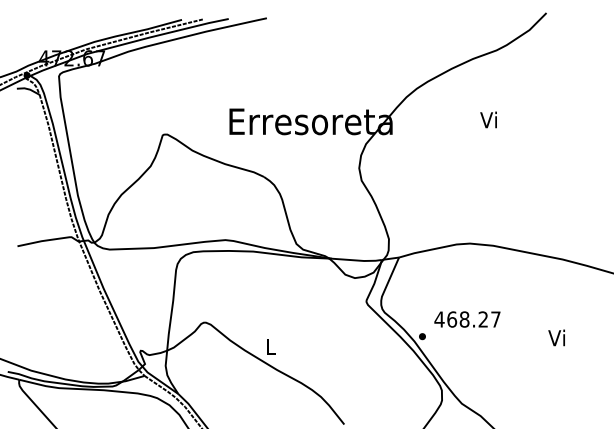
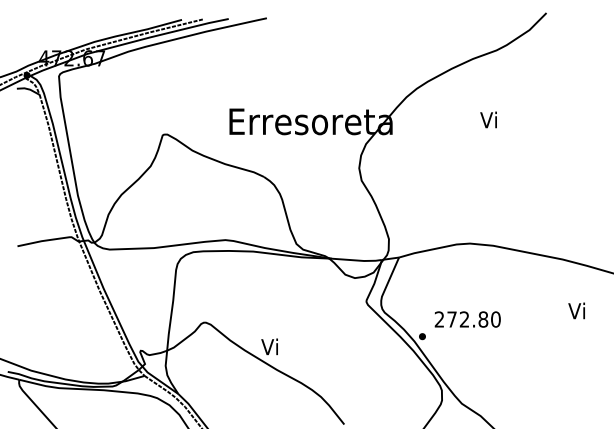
text: 468.27 -> 272.80 (467, 319)
text position: (556, 337) -> (576, 310) (576, 310)
text: L -> Vi (269, 346)
